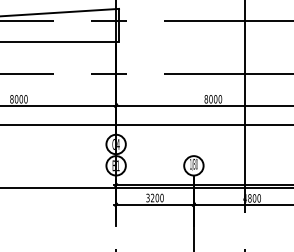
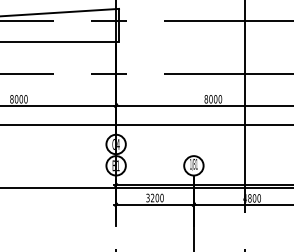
text: 1/B0 -> 1/B1 (196, 164)
